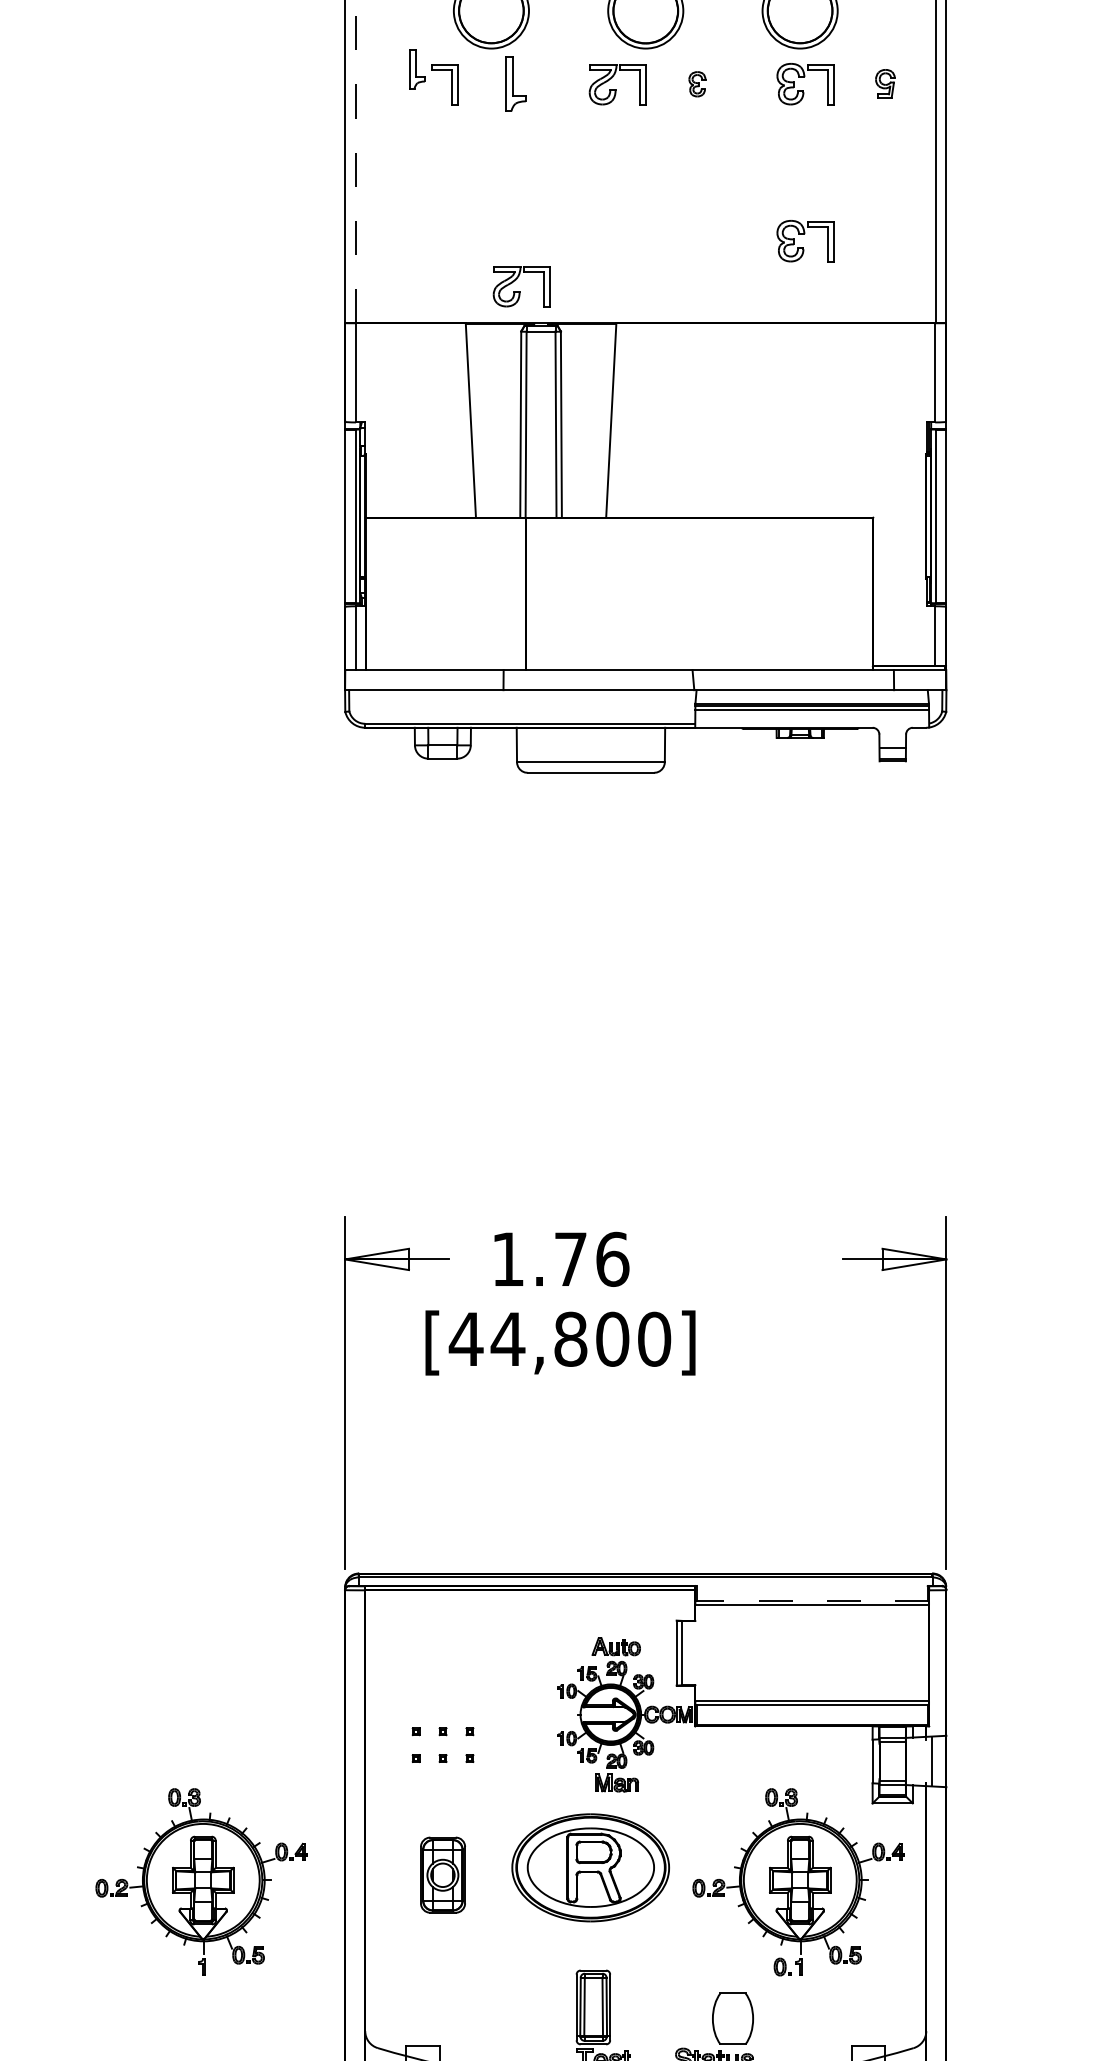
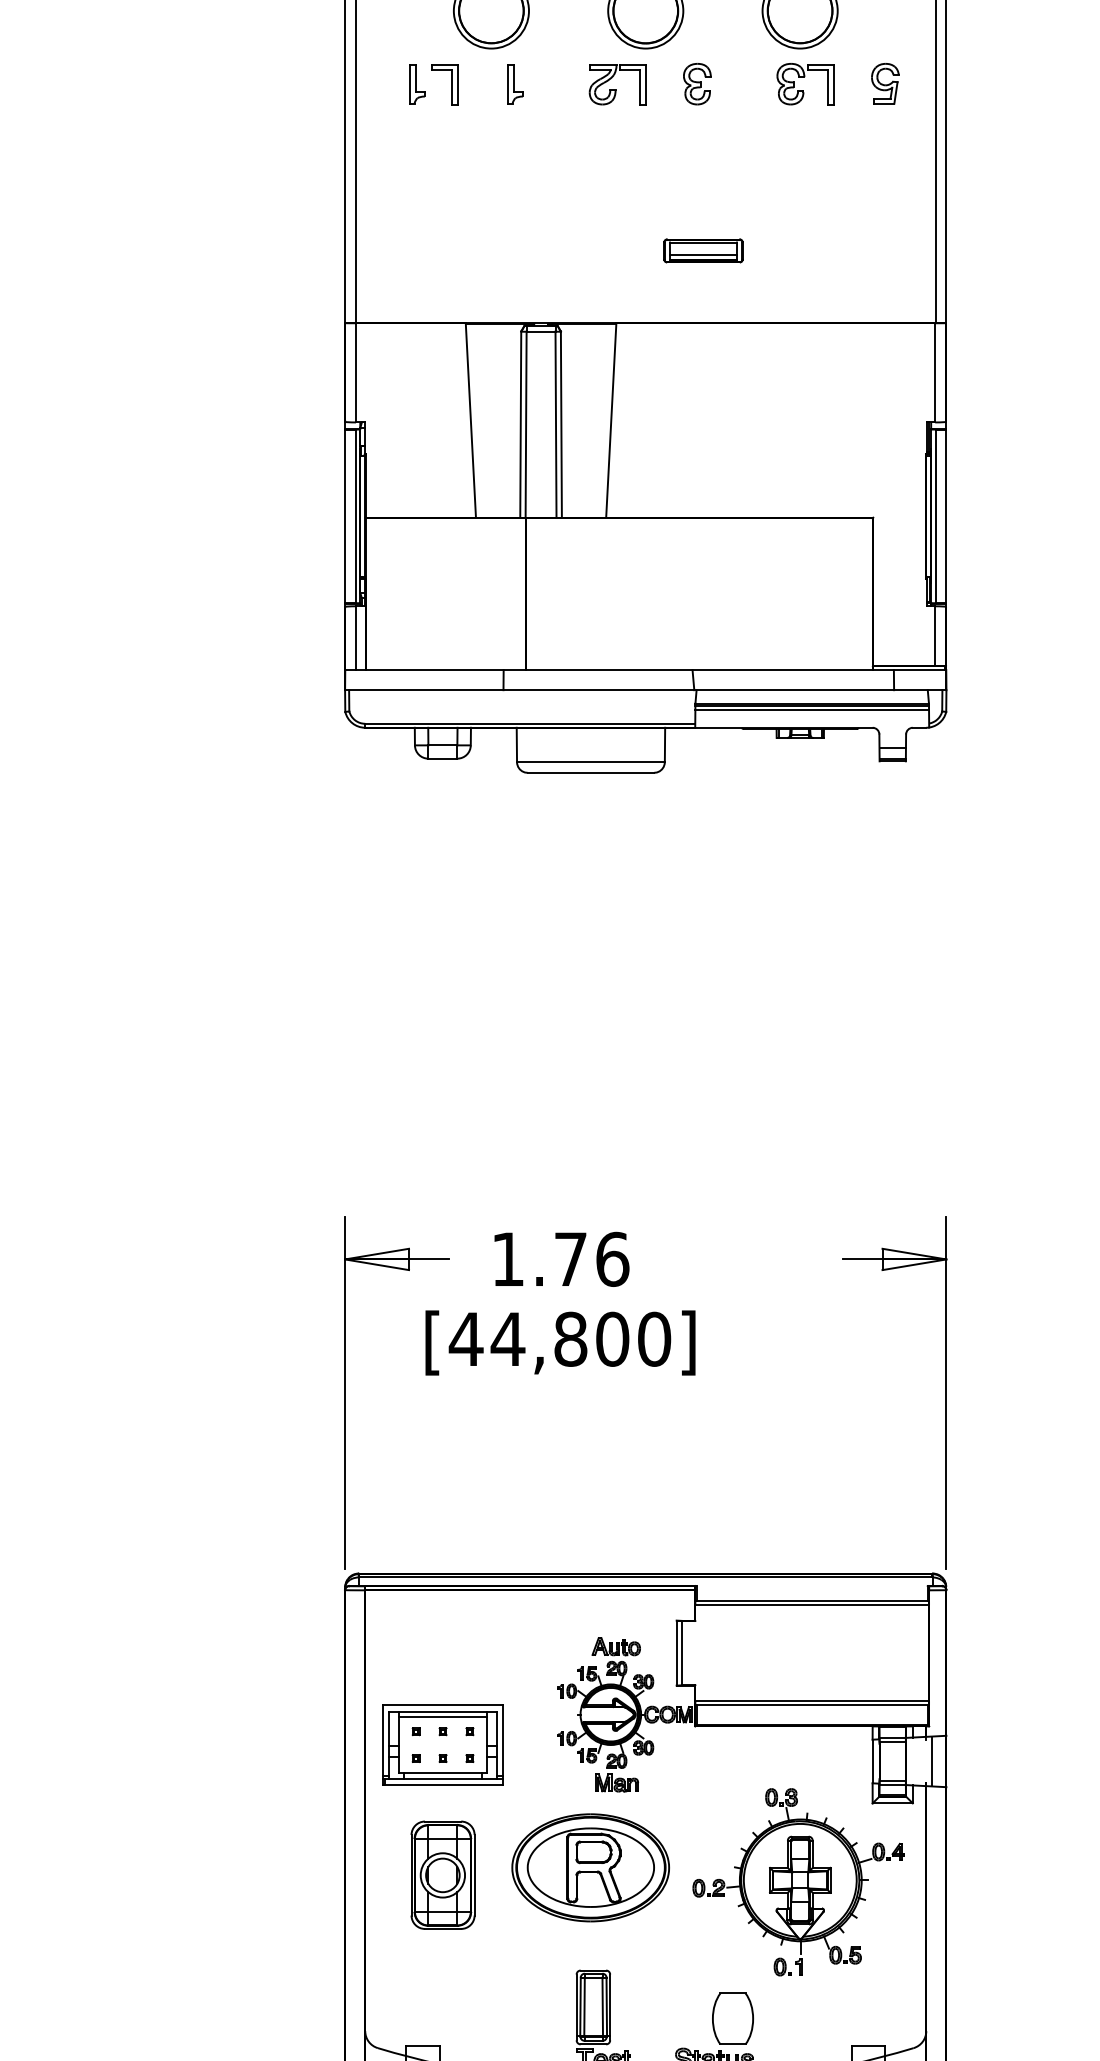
part position: (417, 69) -> (417, 84) (417, 84)
part size: 22x56 px -> 17x41 px (515, 84)
part size: 21x30 px -> 29x42 px (885, 83)
part size: 19x27 px -> 29x43 px (697, 84)
line: dashed -> solid (355, 161)
part: present -> none (803, 247)
part: none -> present (703, 250)
part: present -> none (521, 286)
line: dashed -> solid (812, 1600)
part: none -> present (442, 1744)
part size: 46x78 px -> 66x110 px (442, 1874)
part: present -> none (201, 1881)
